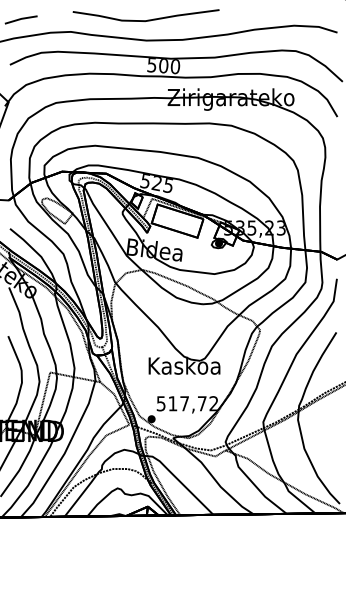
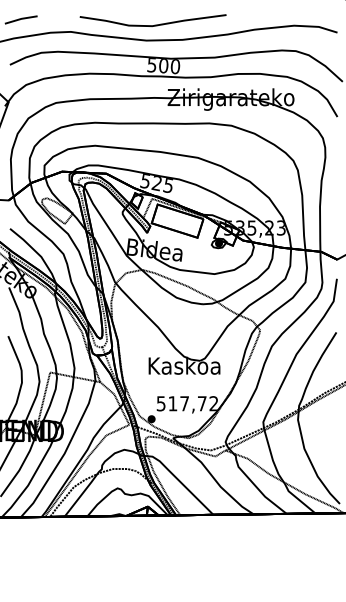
curve position: (147, 19) -> (154, 24) (154, 24)
